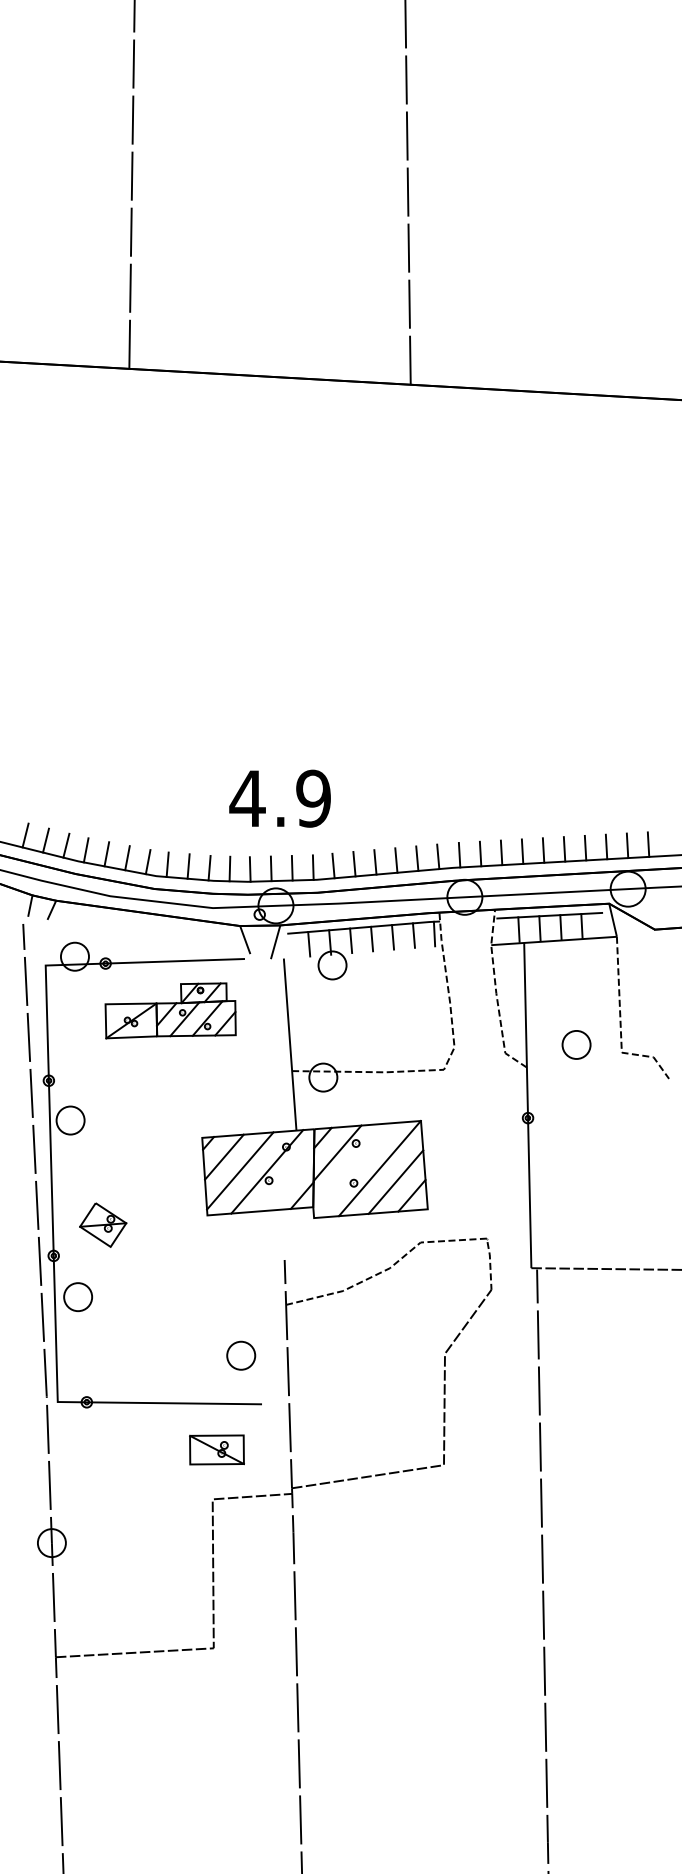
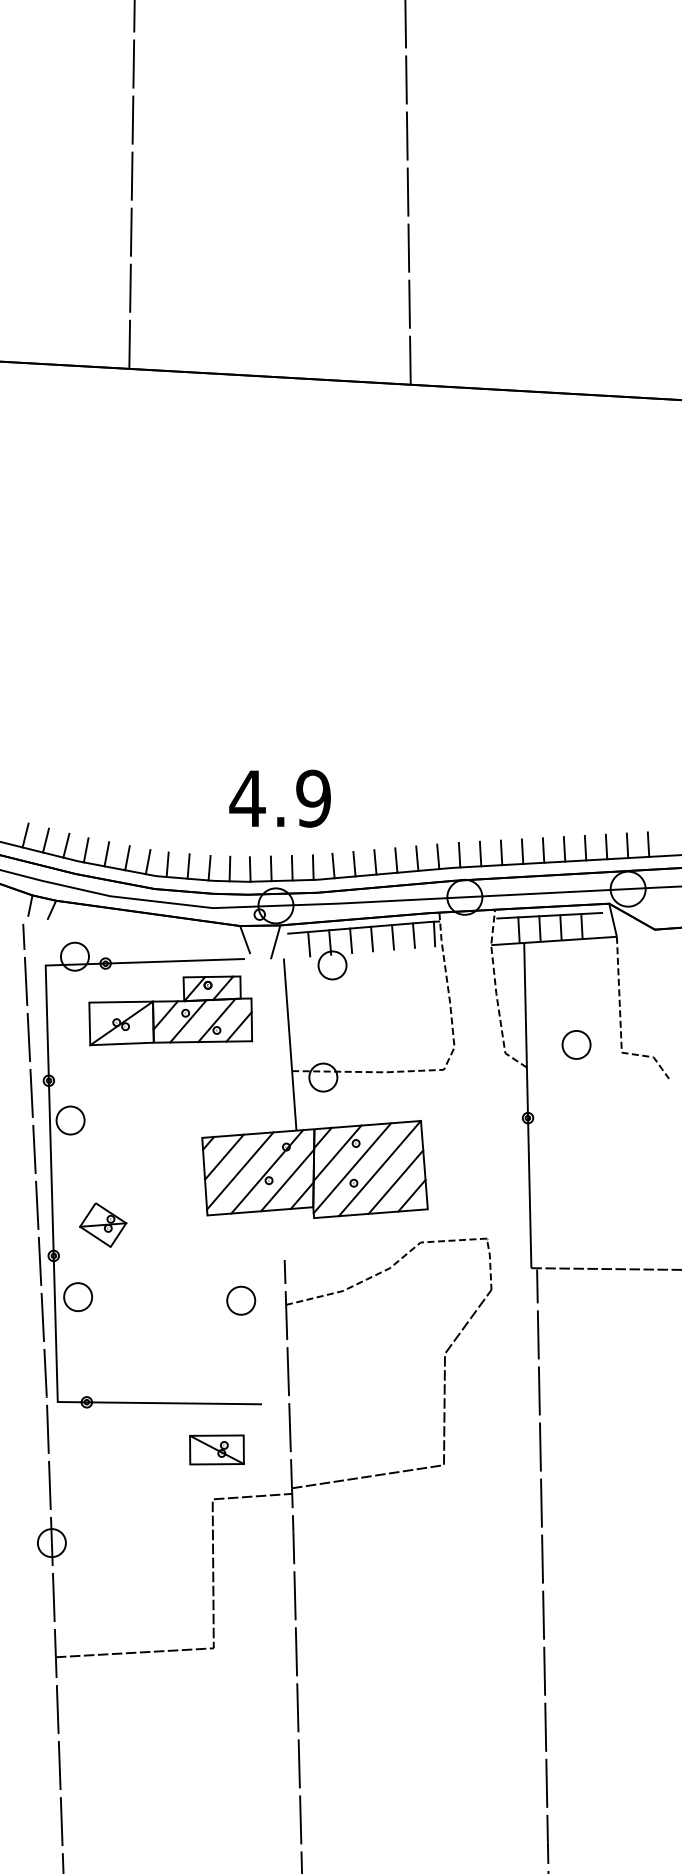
part size: 133x58 px -> 165x72 px (170, 1010)
line: none -> present (352, 1168)
line: none -> present (287, 1180)
part position: (241, 1355) -> (241, 1300) (241, 1300)
